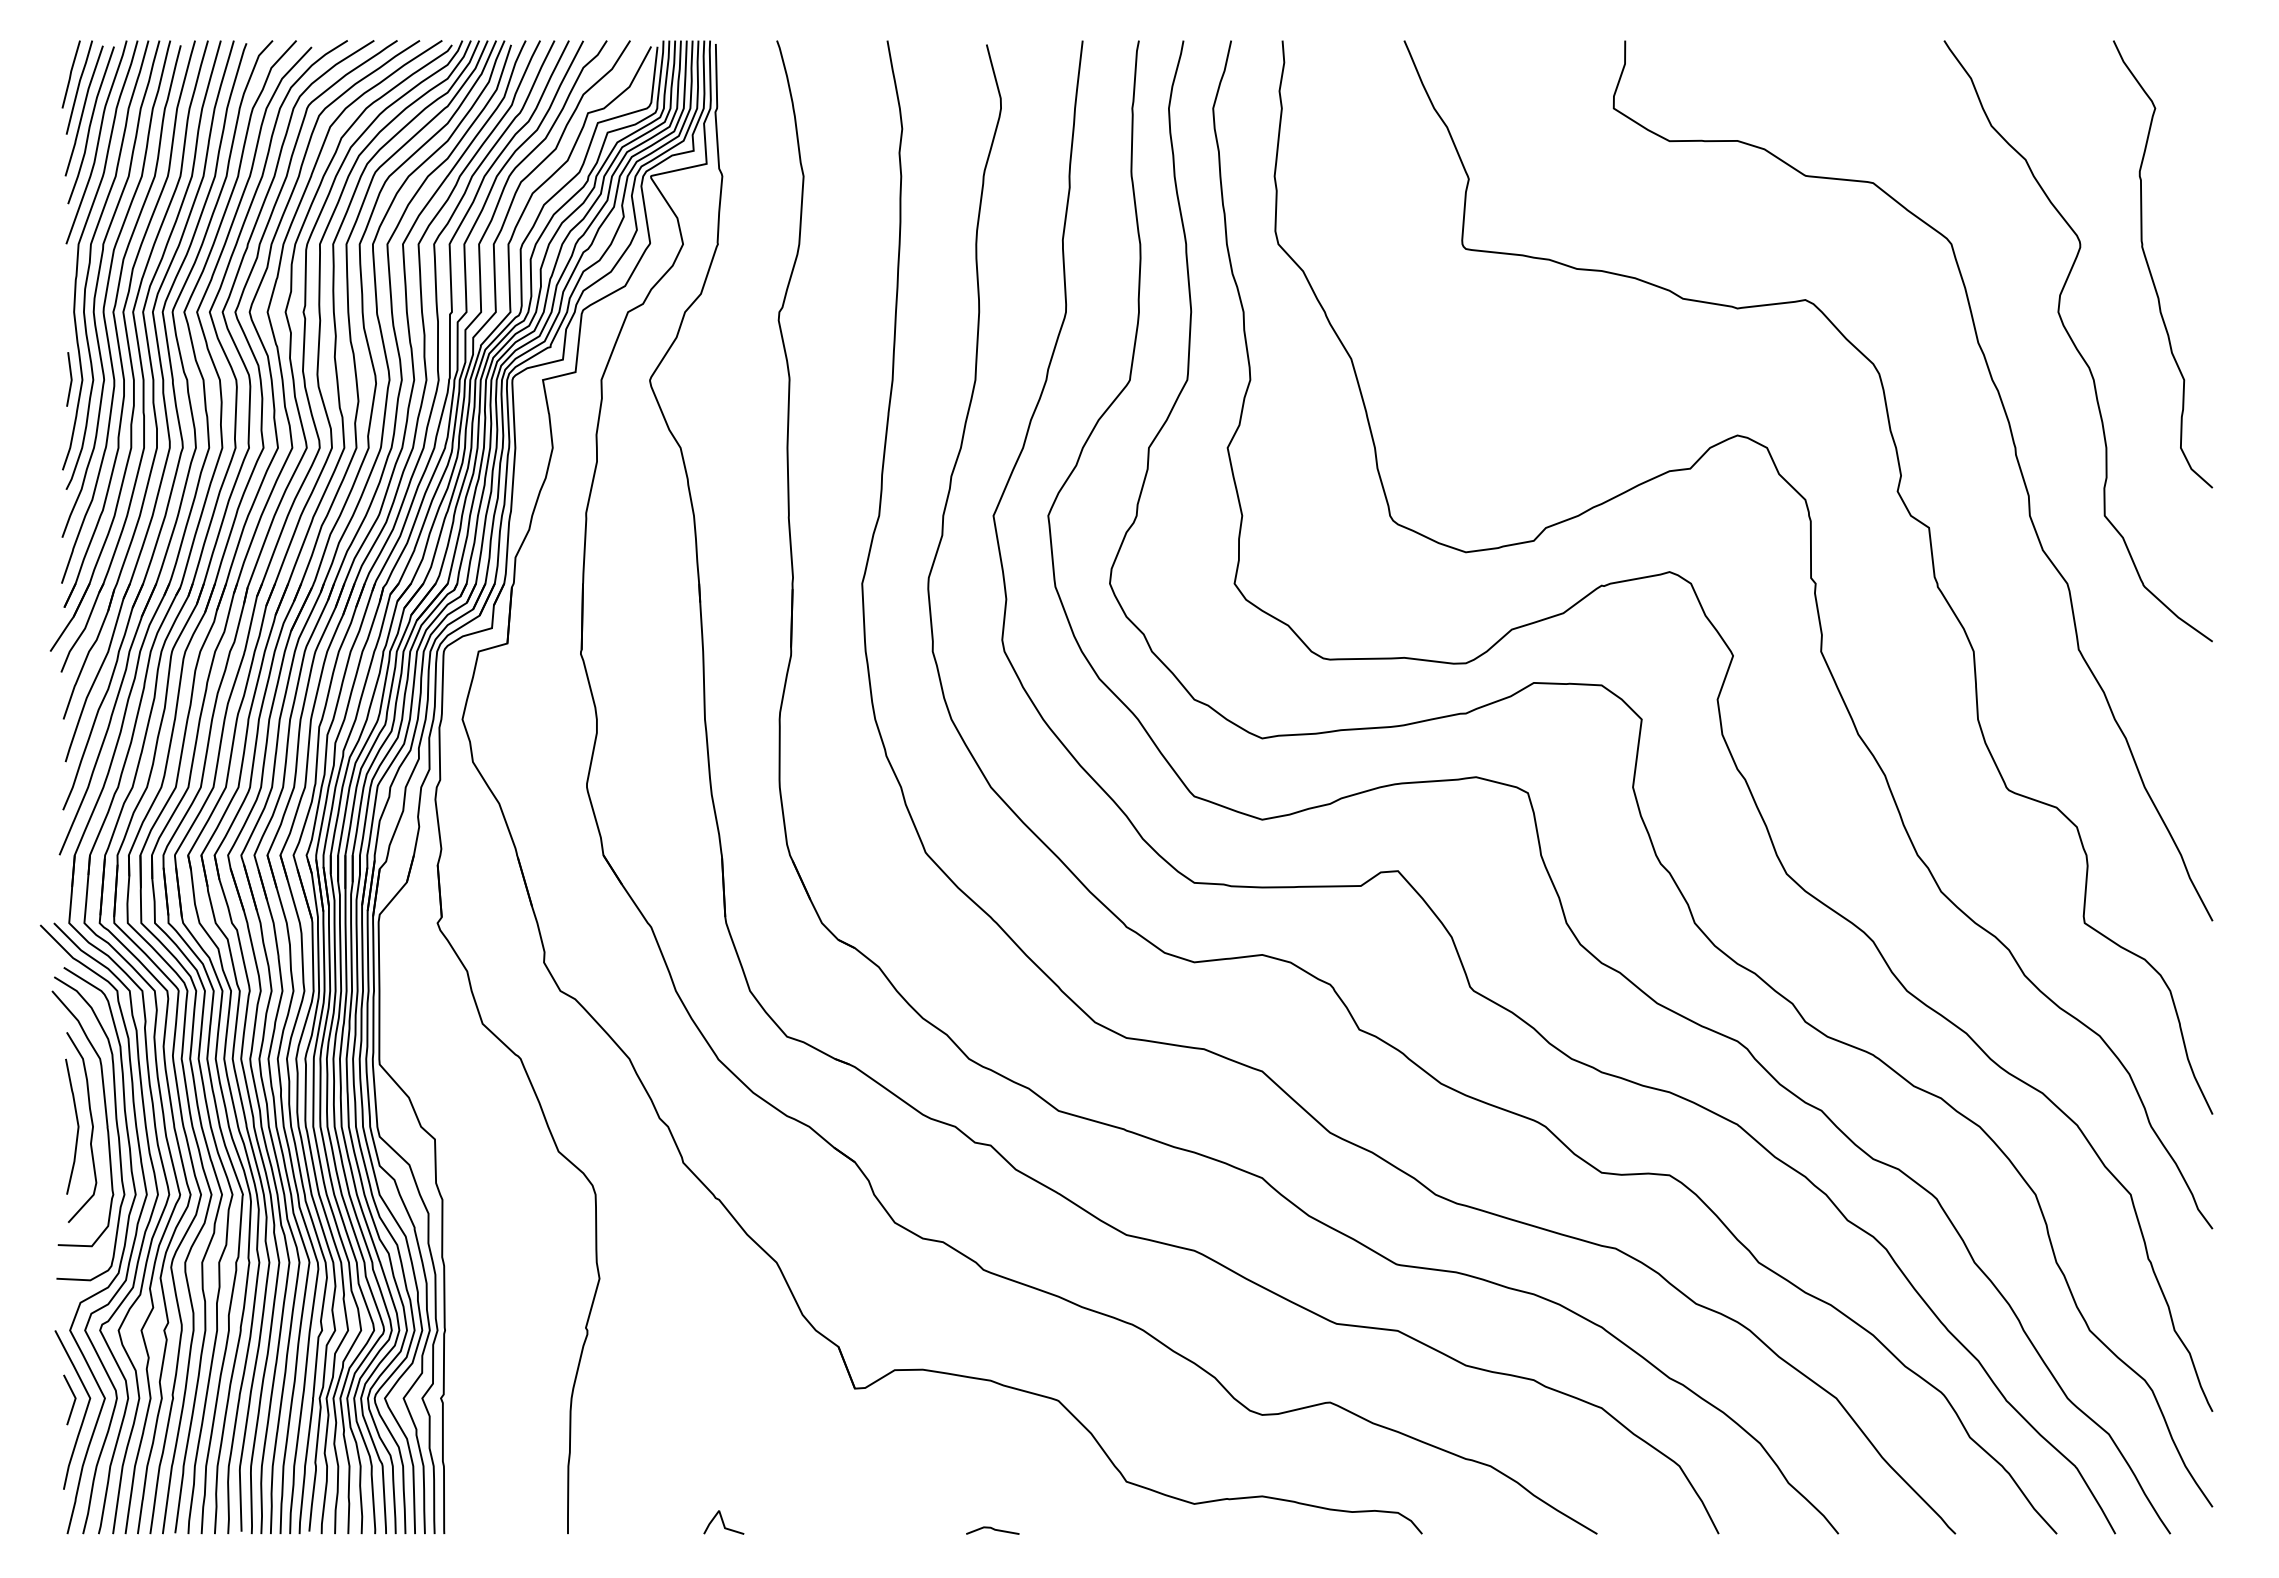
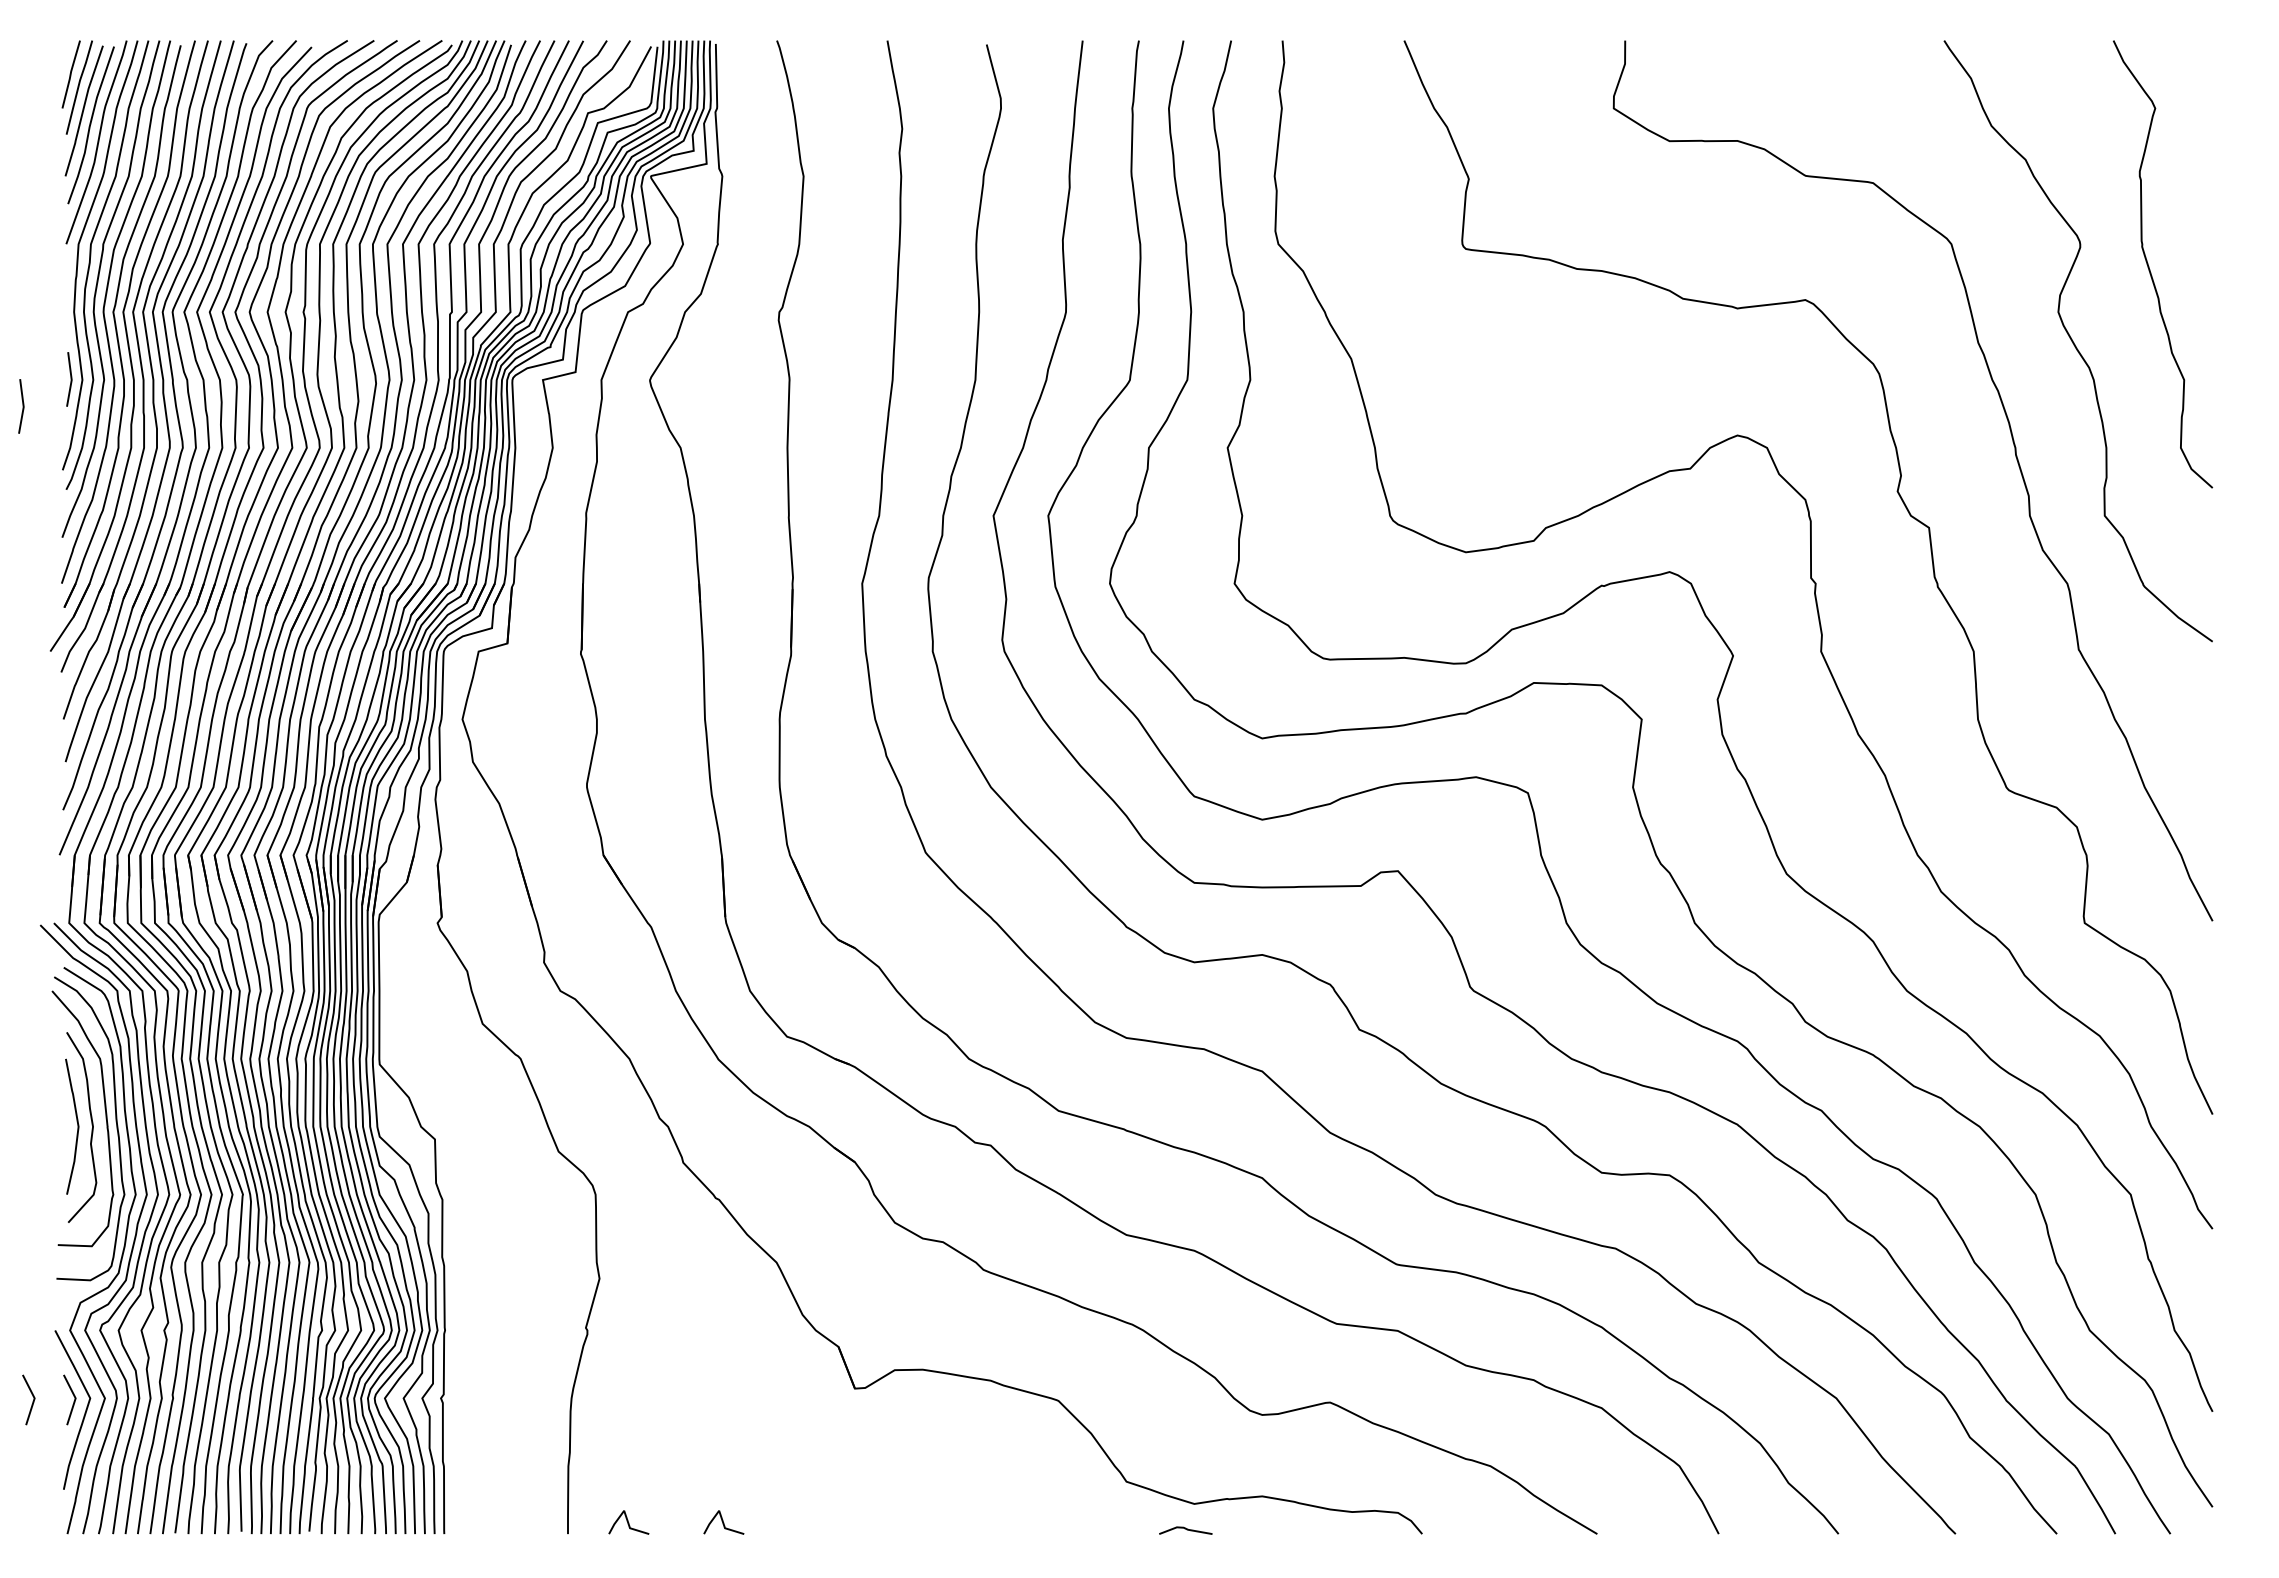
line: none -> present (22, 406)
line: none -> present (32, 1401)
line: none -> present (628, 1522)
line position: (992, 1529) -> (1185, 1529) (1185, 1529)
